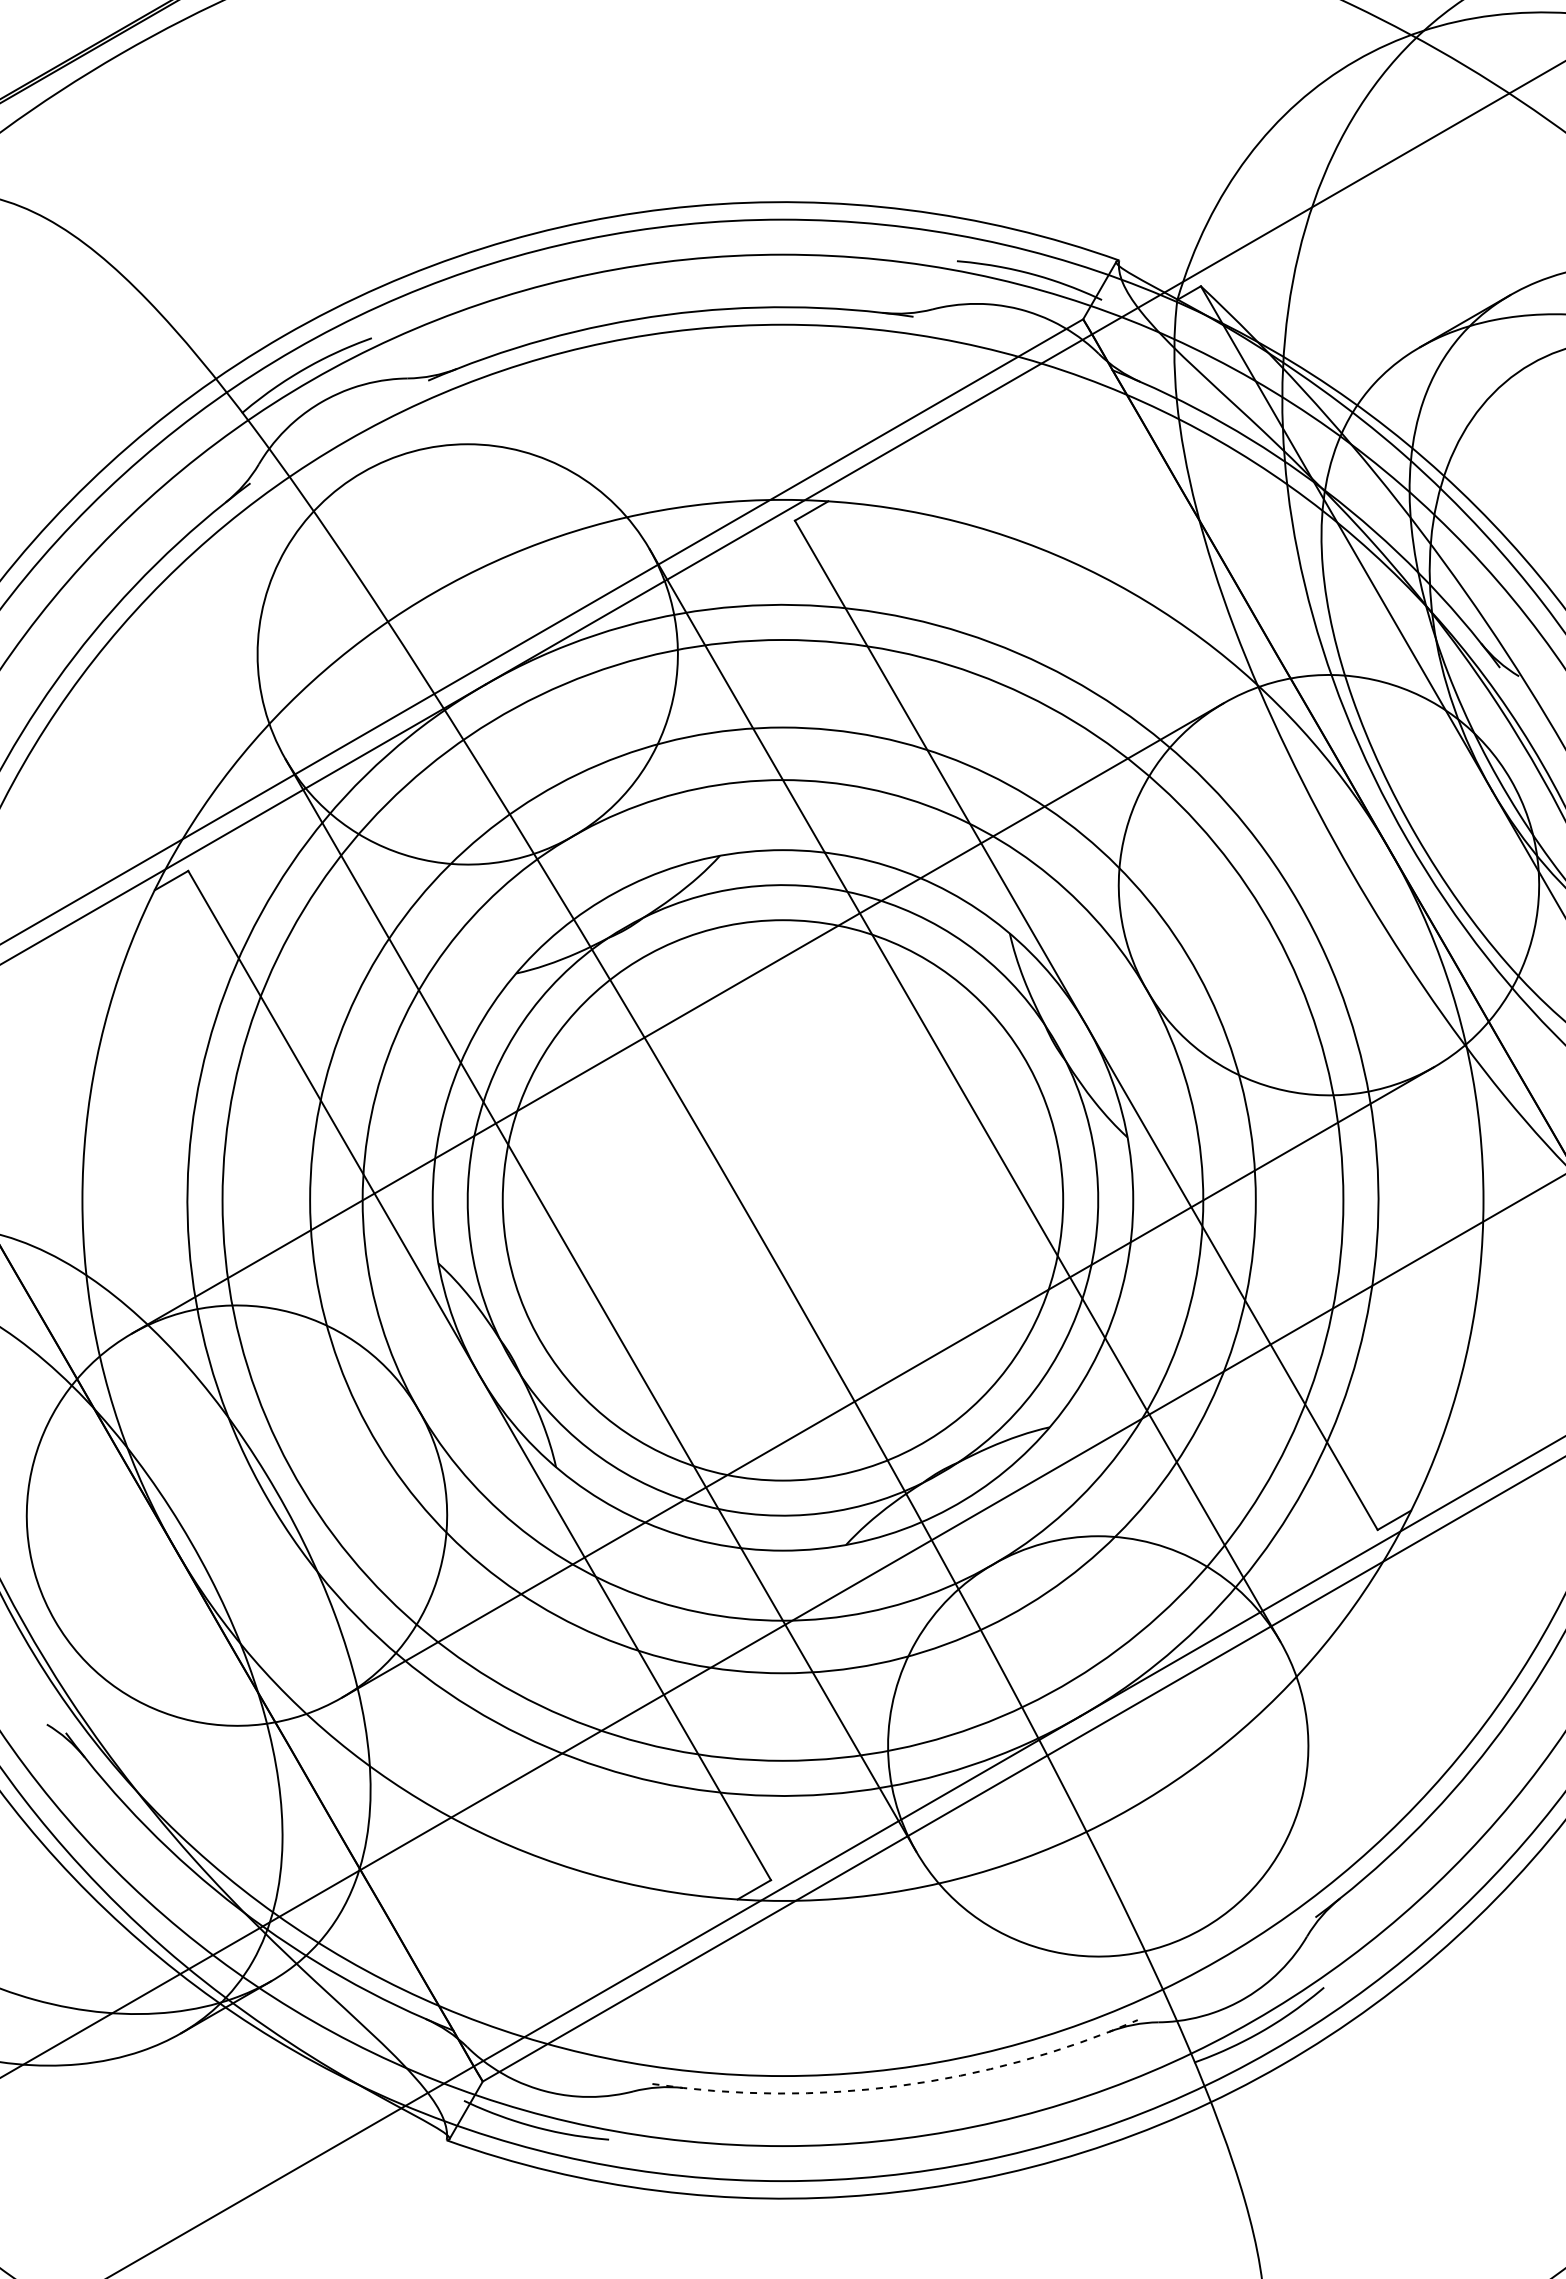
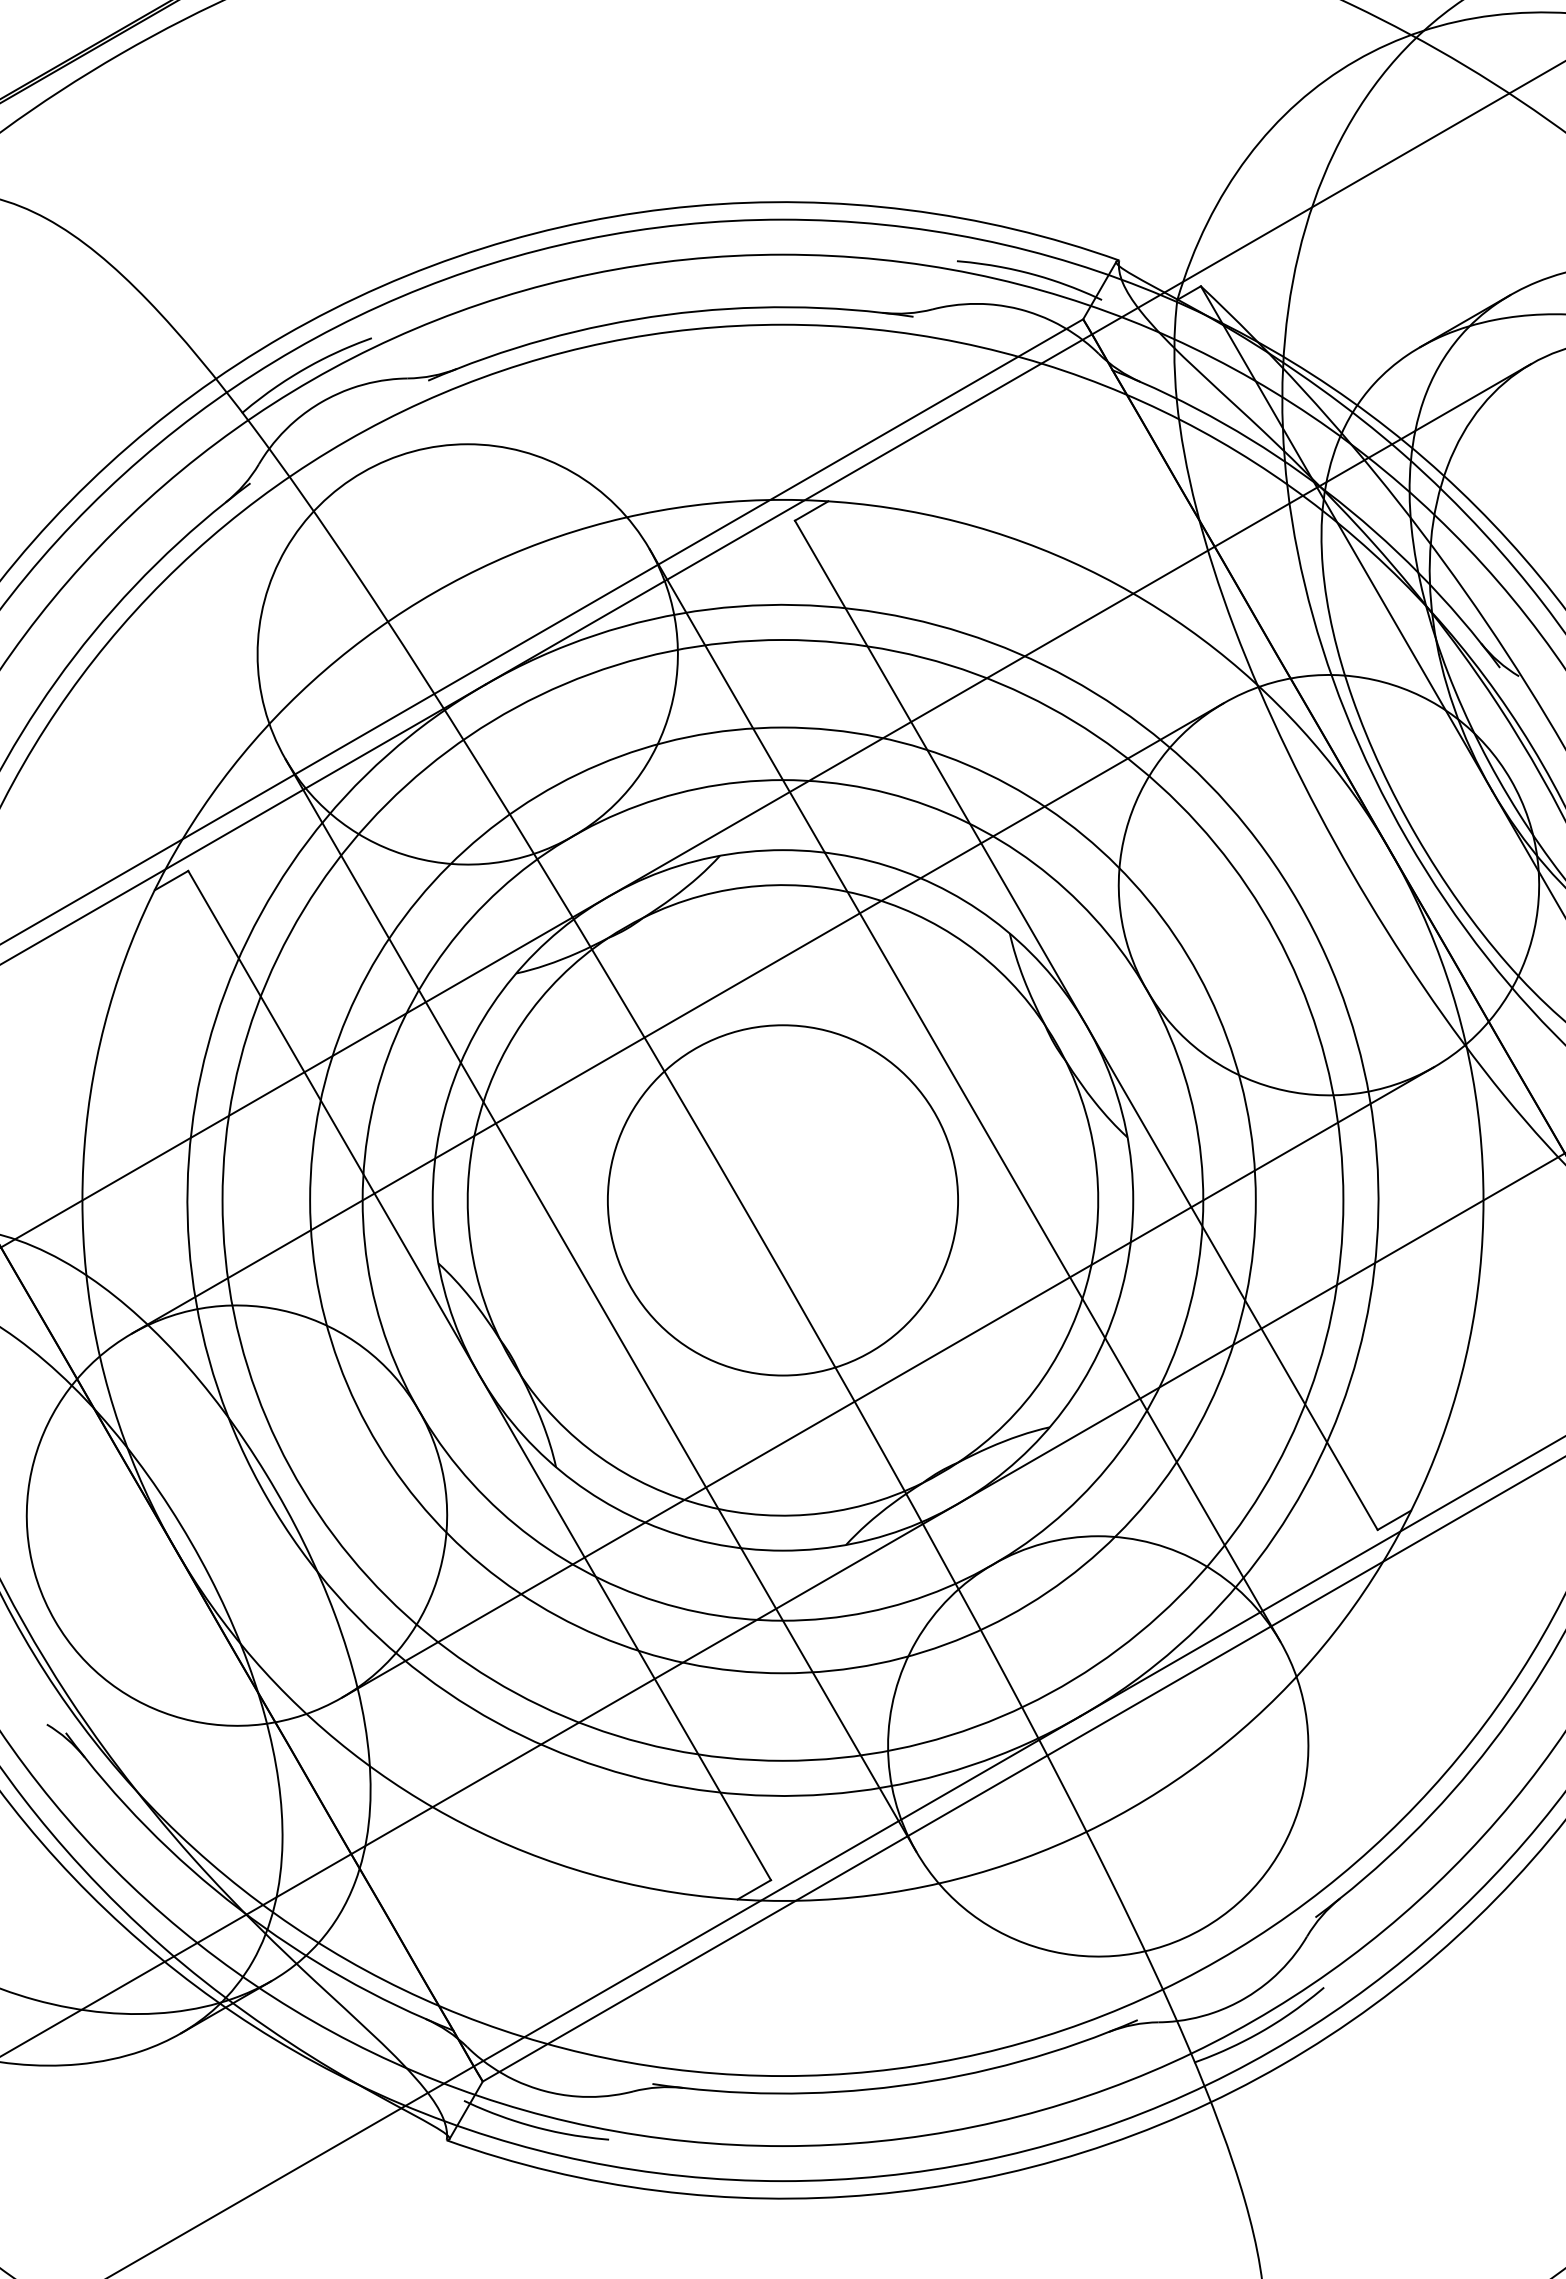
line: none -> present (766, 805)
circle diameter: 560 px -> 350 px (782, 1200)
line position: (782, 1625) -> (782, 1604) (782, 1604)
arc: dashed -> solid (899, 2085)
